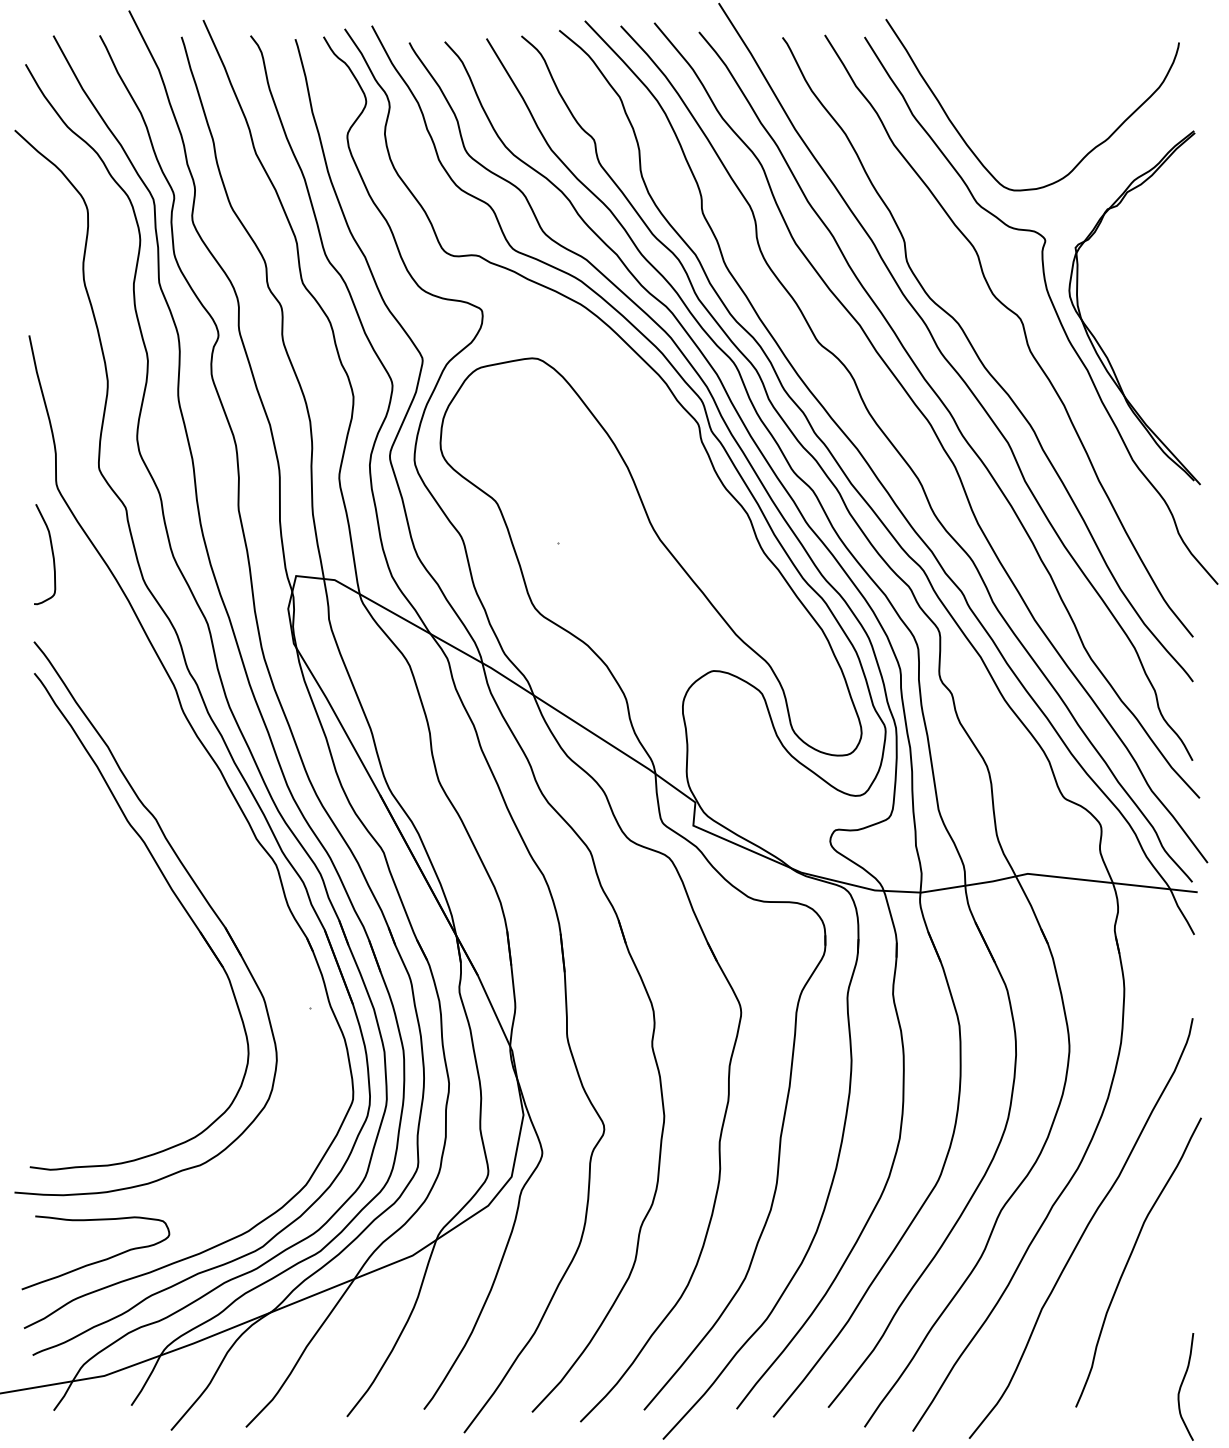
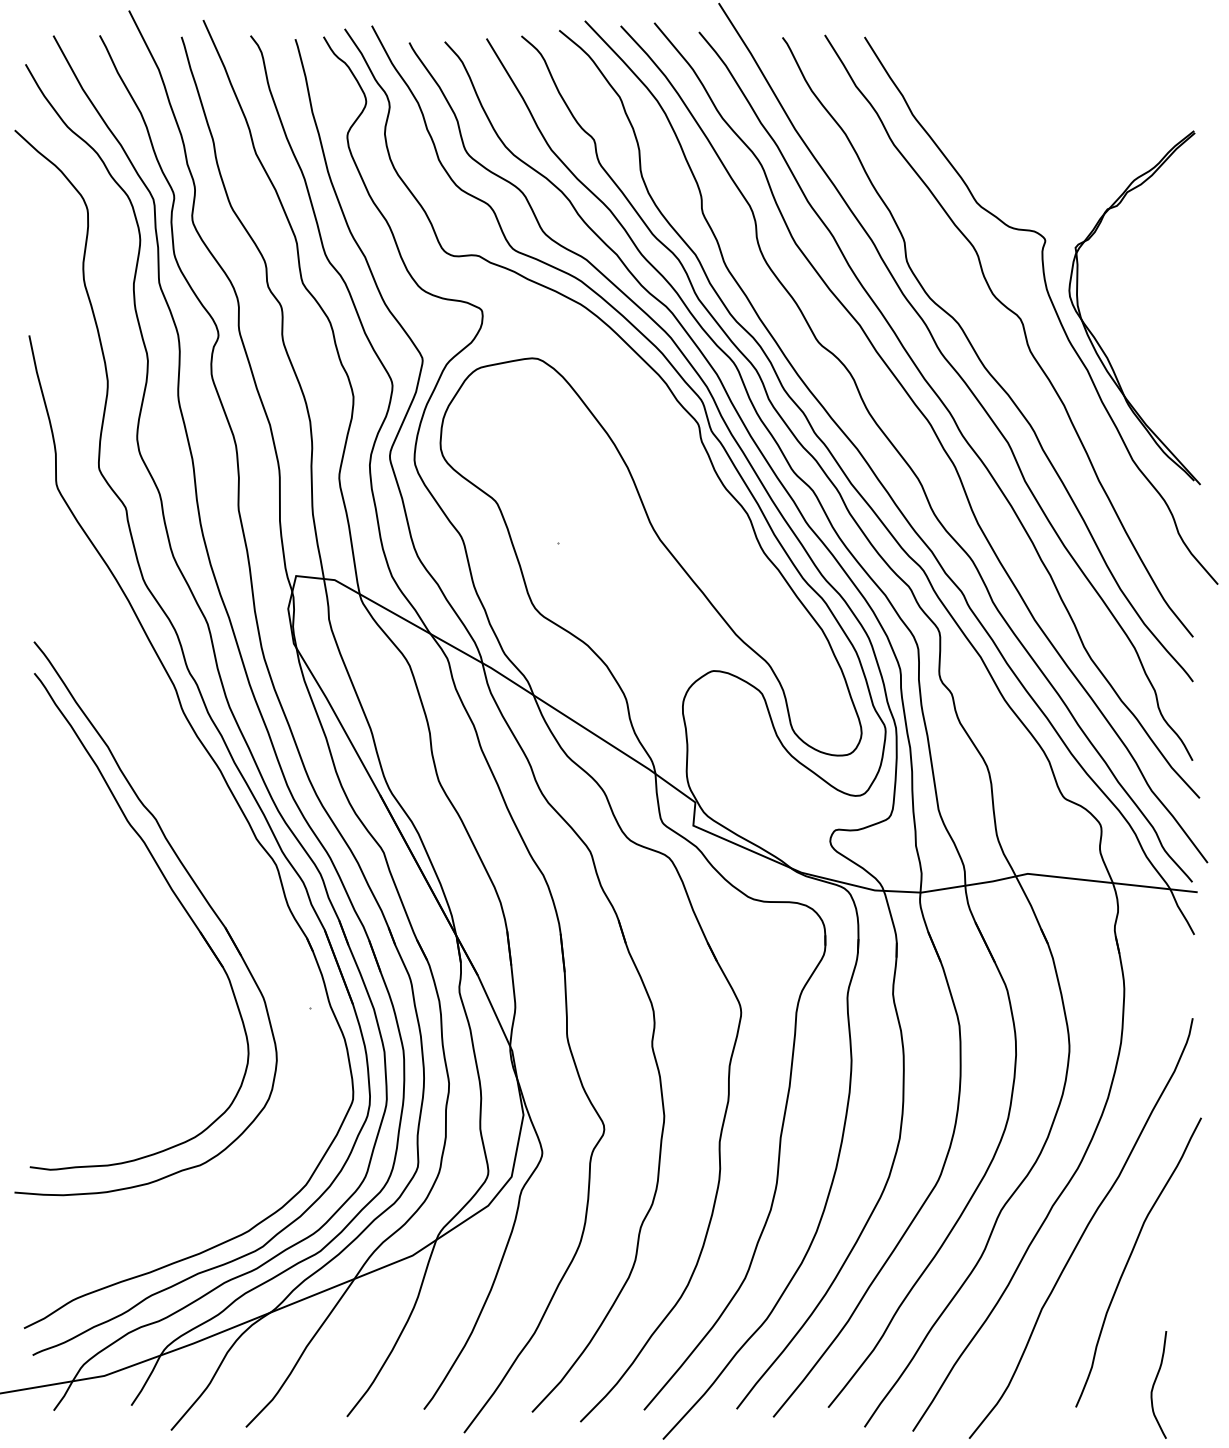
curve: present -> none (1084, 156)
curve: present -> none (51, 552)
curve: present -> none (99, 1260)
curve position: (1182, 1385) -> (1155, 1383) (1155, 1383)
